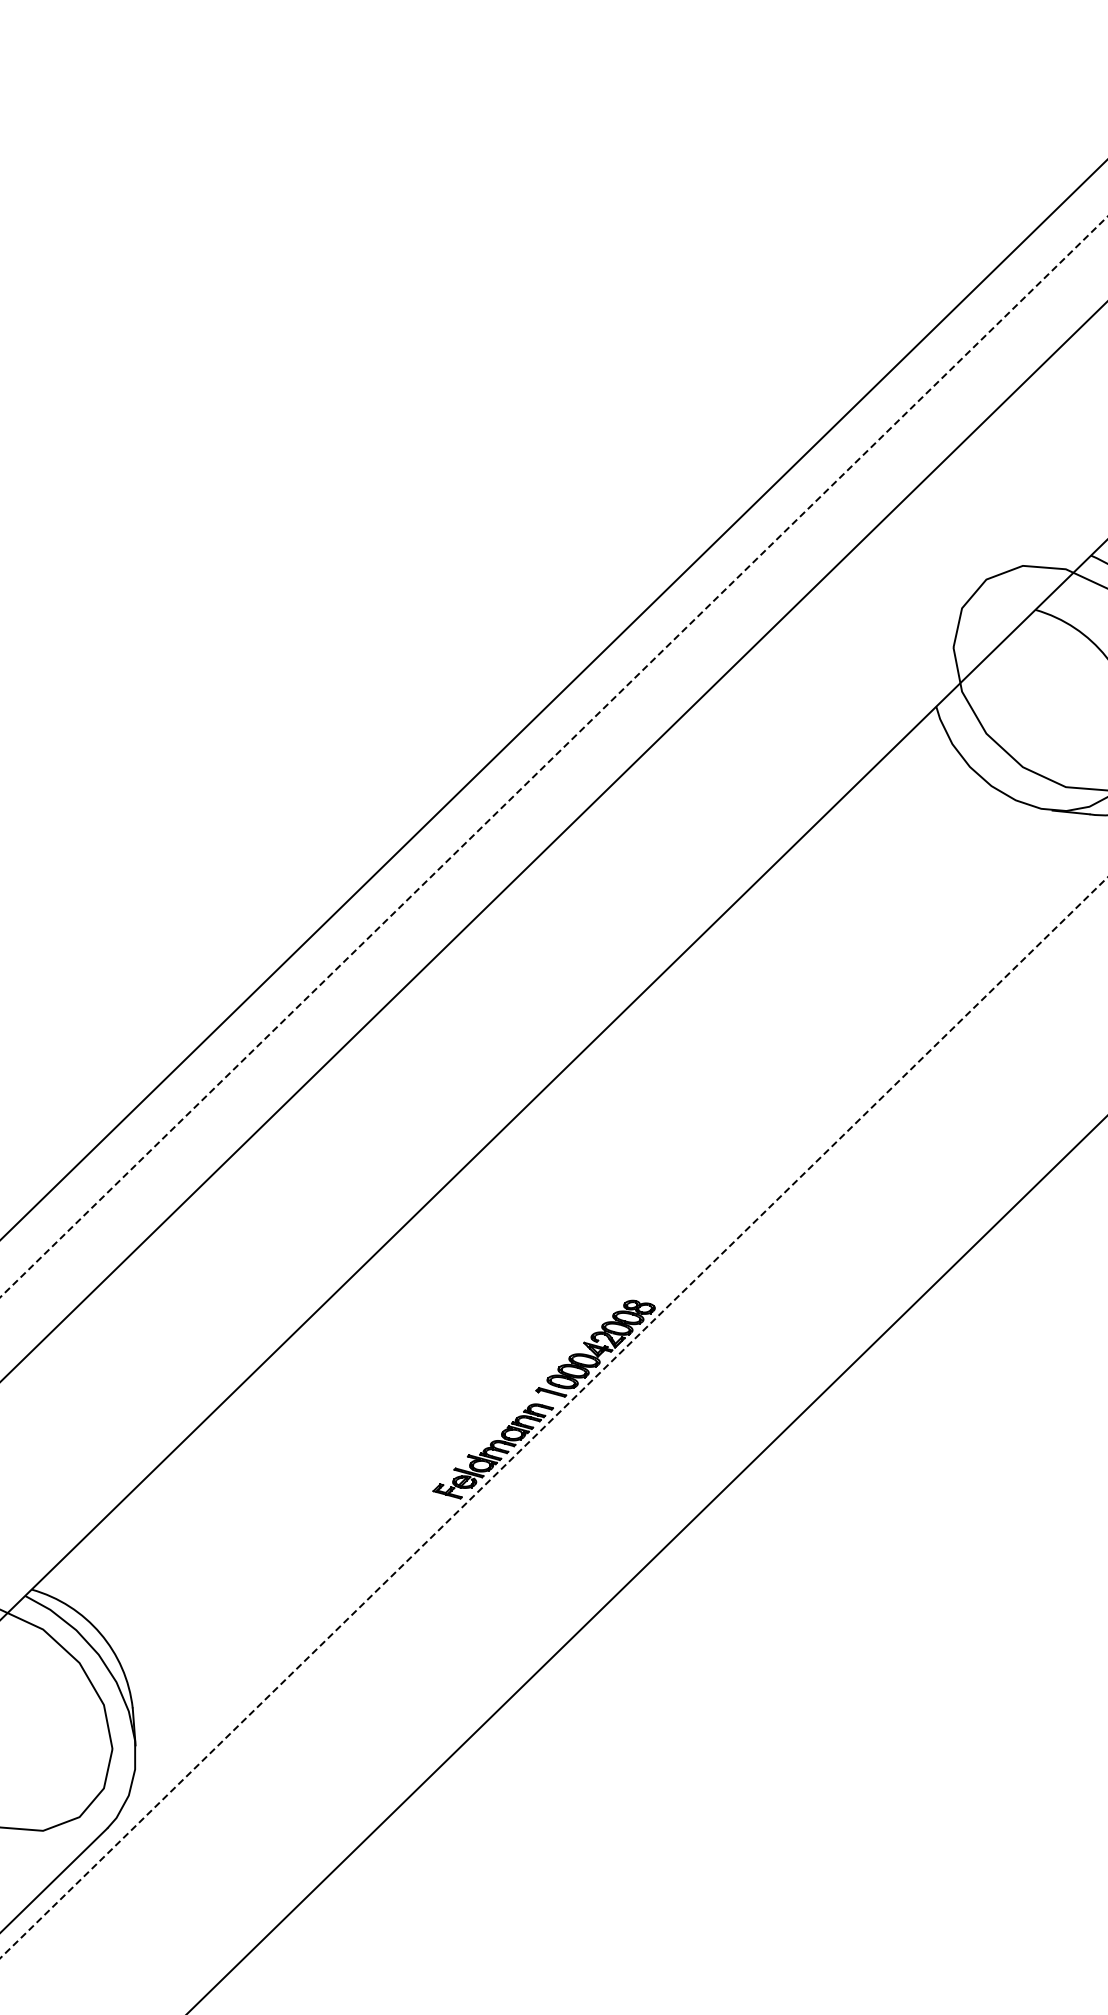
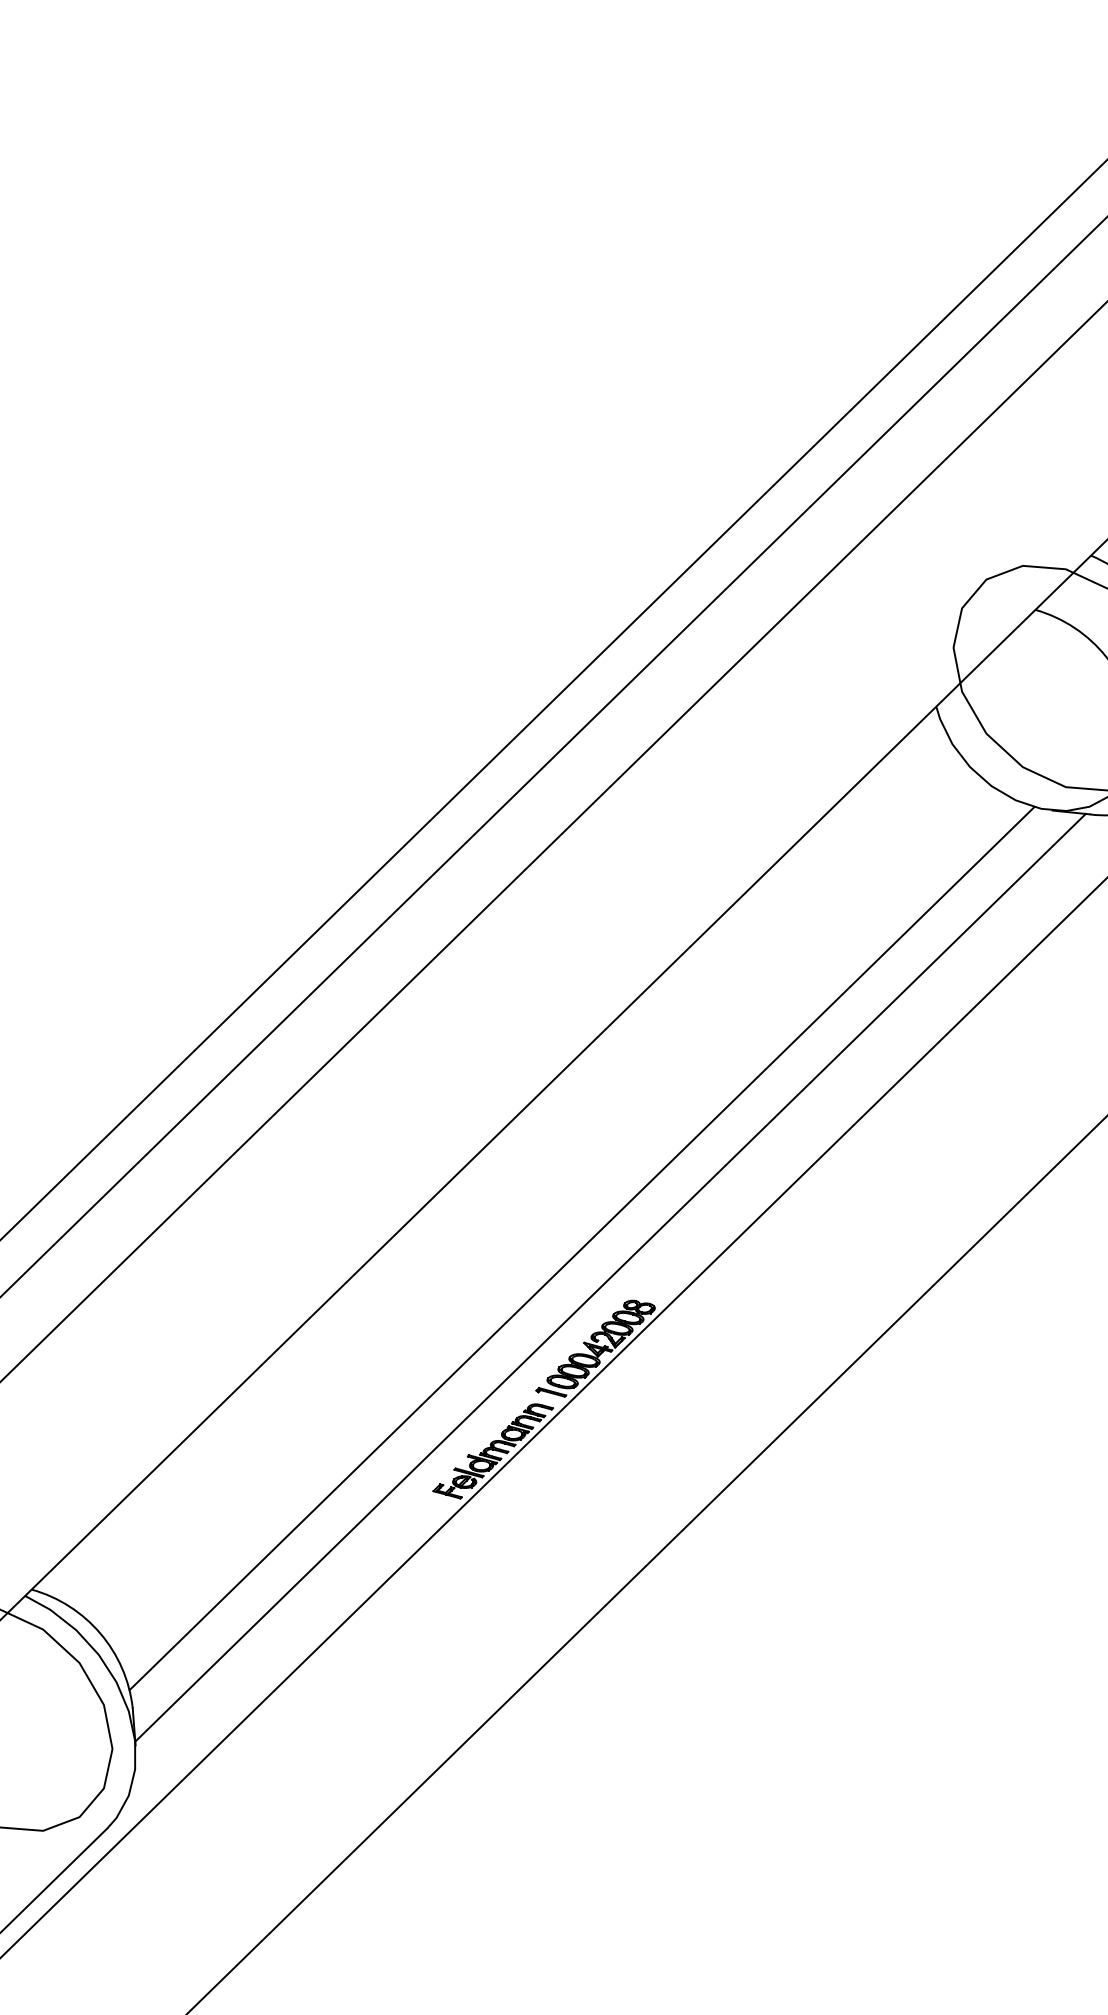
line: dashed -> solid (554, 756)
line: none -> present (581, 1248)
line: none -> present (610, 1277)
line: dashed -> solid (553, 1417)
